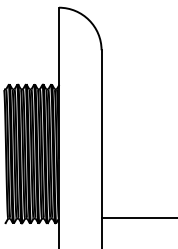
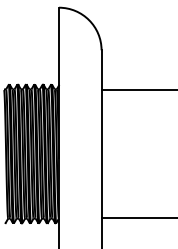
line: none -> present (137, 90)
